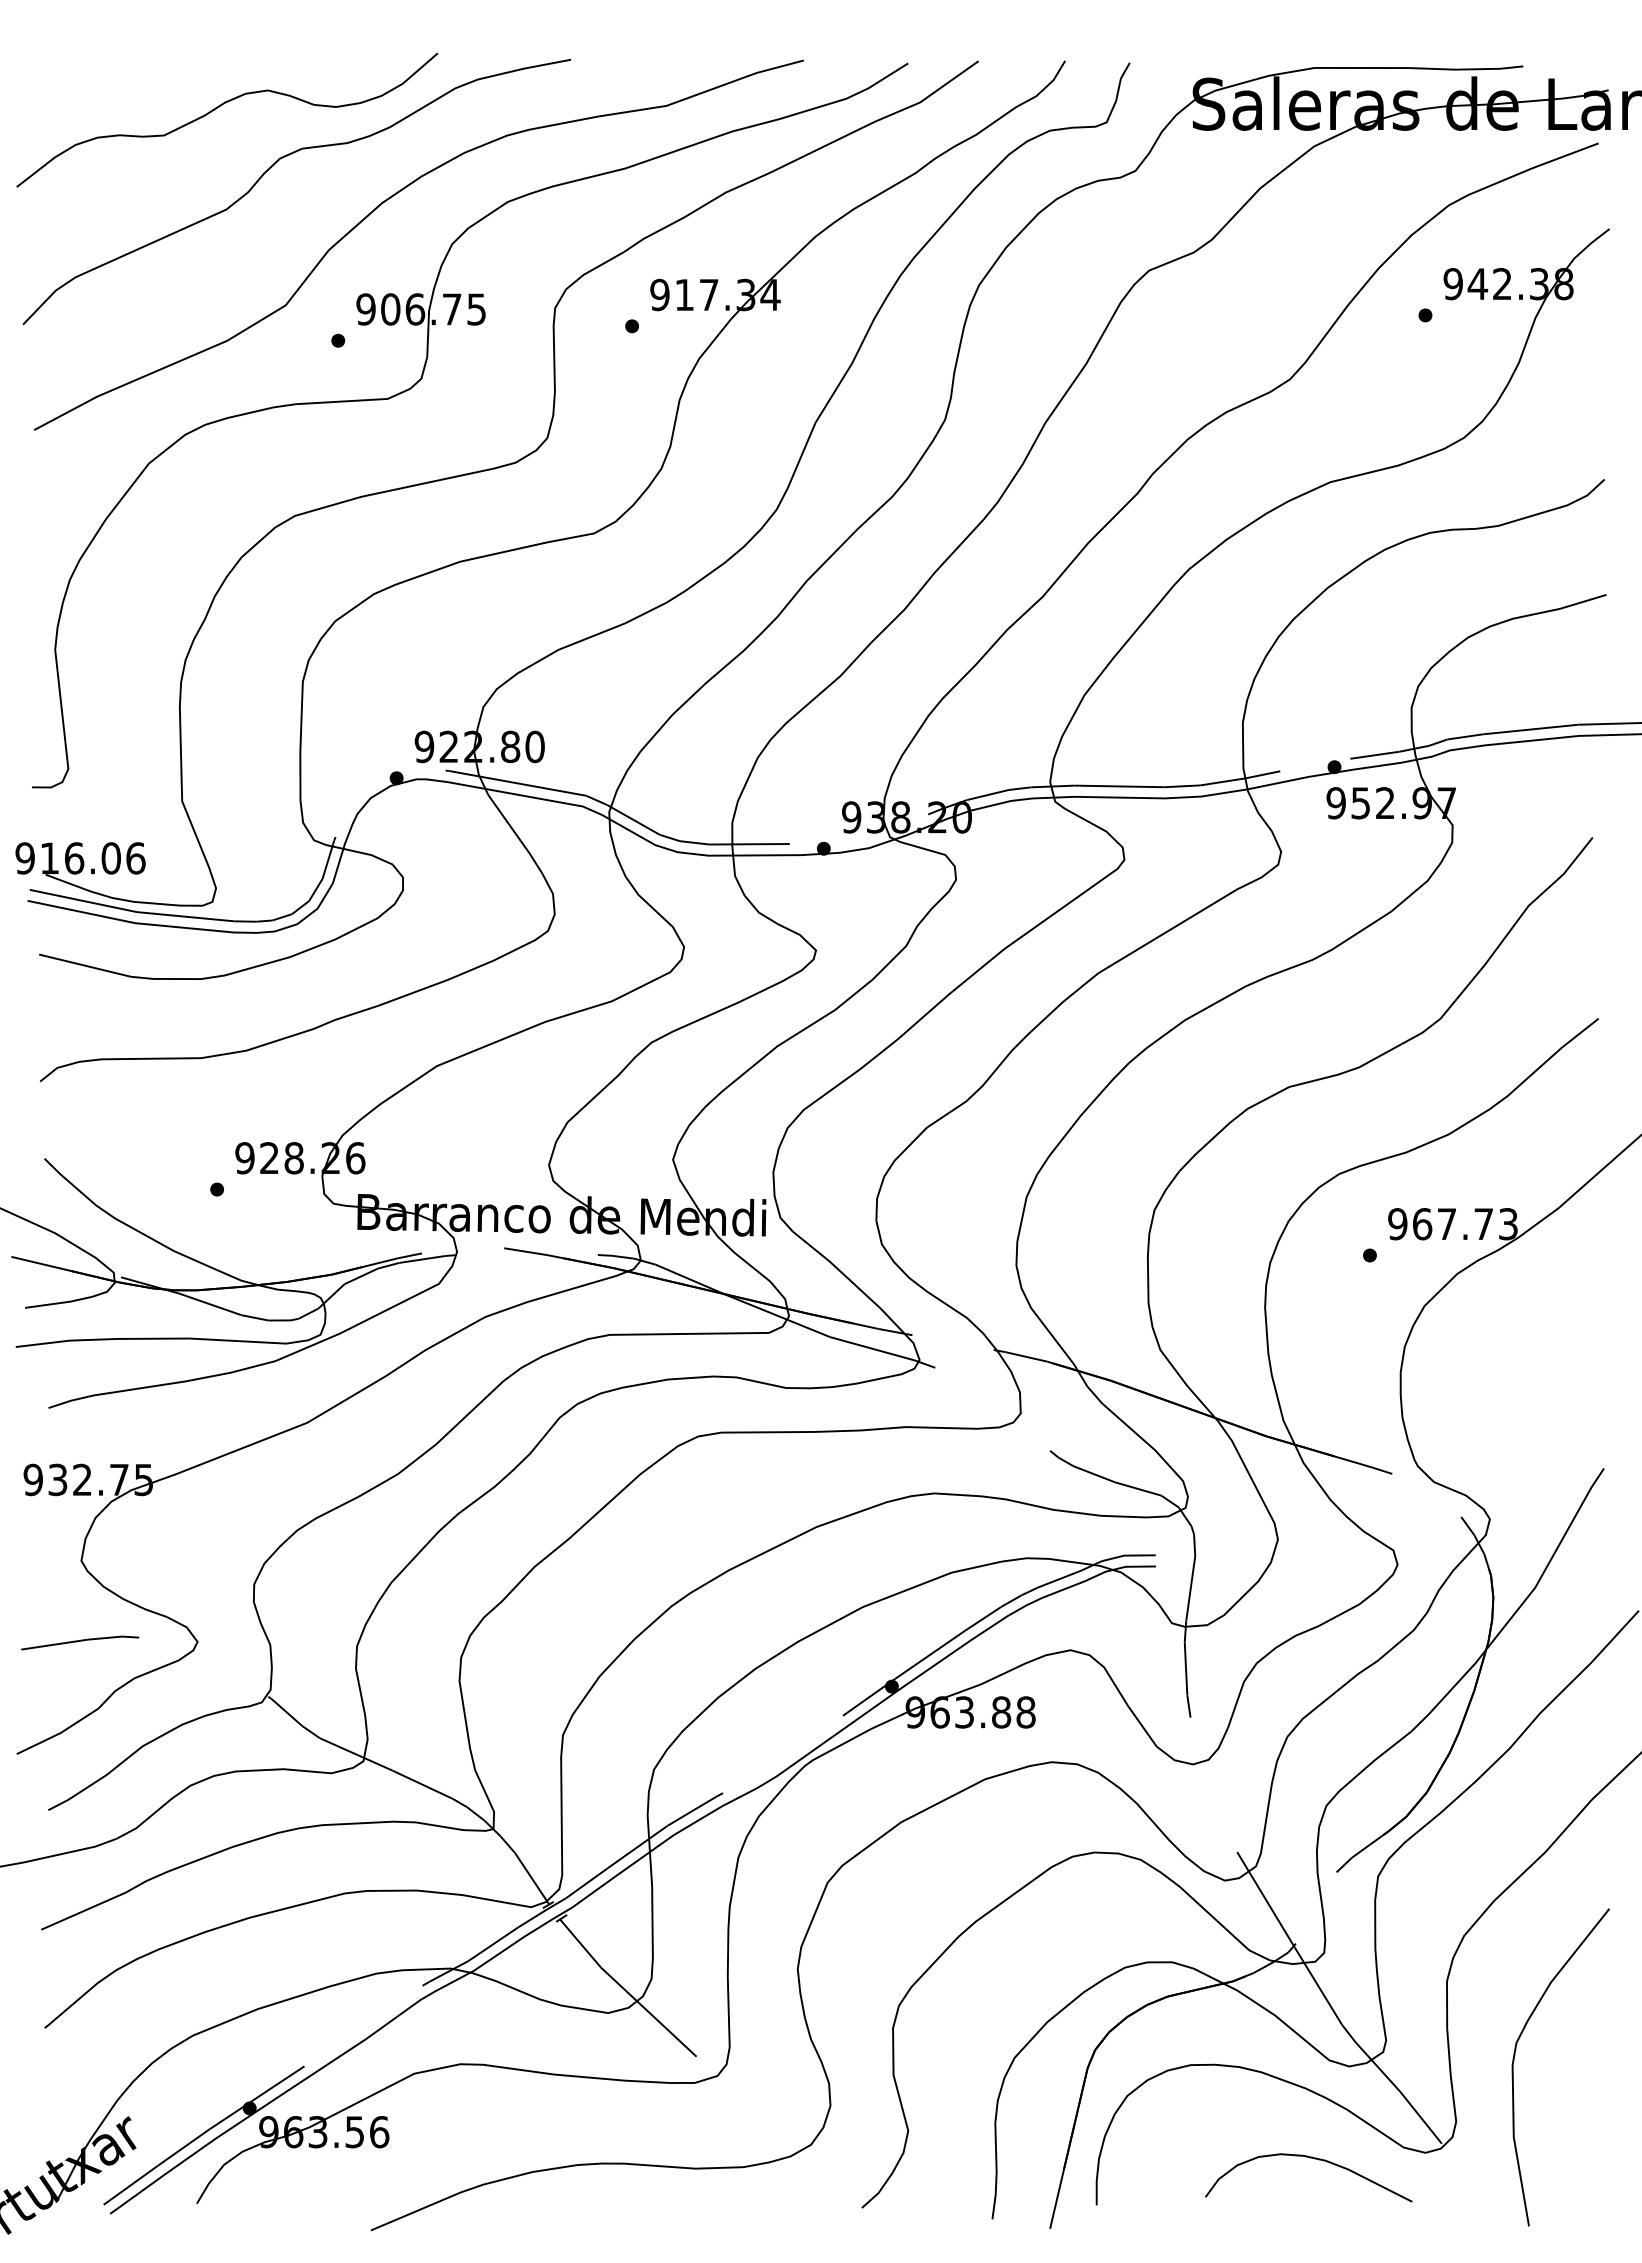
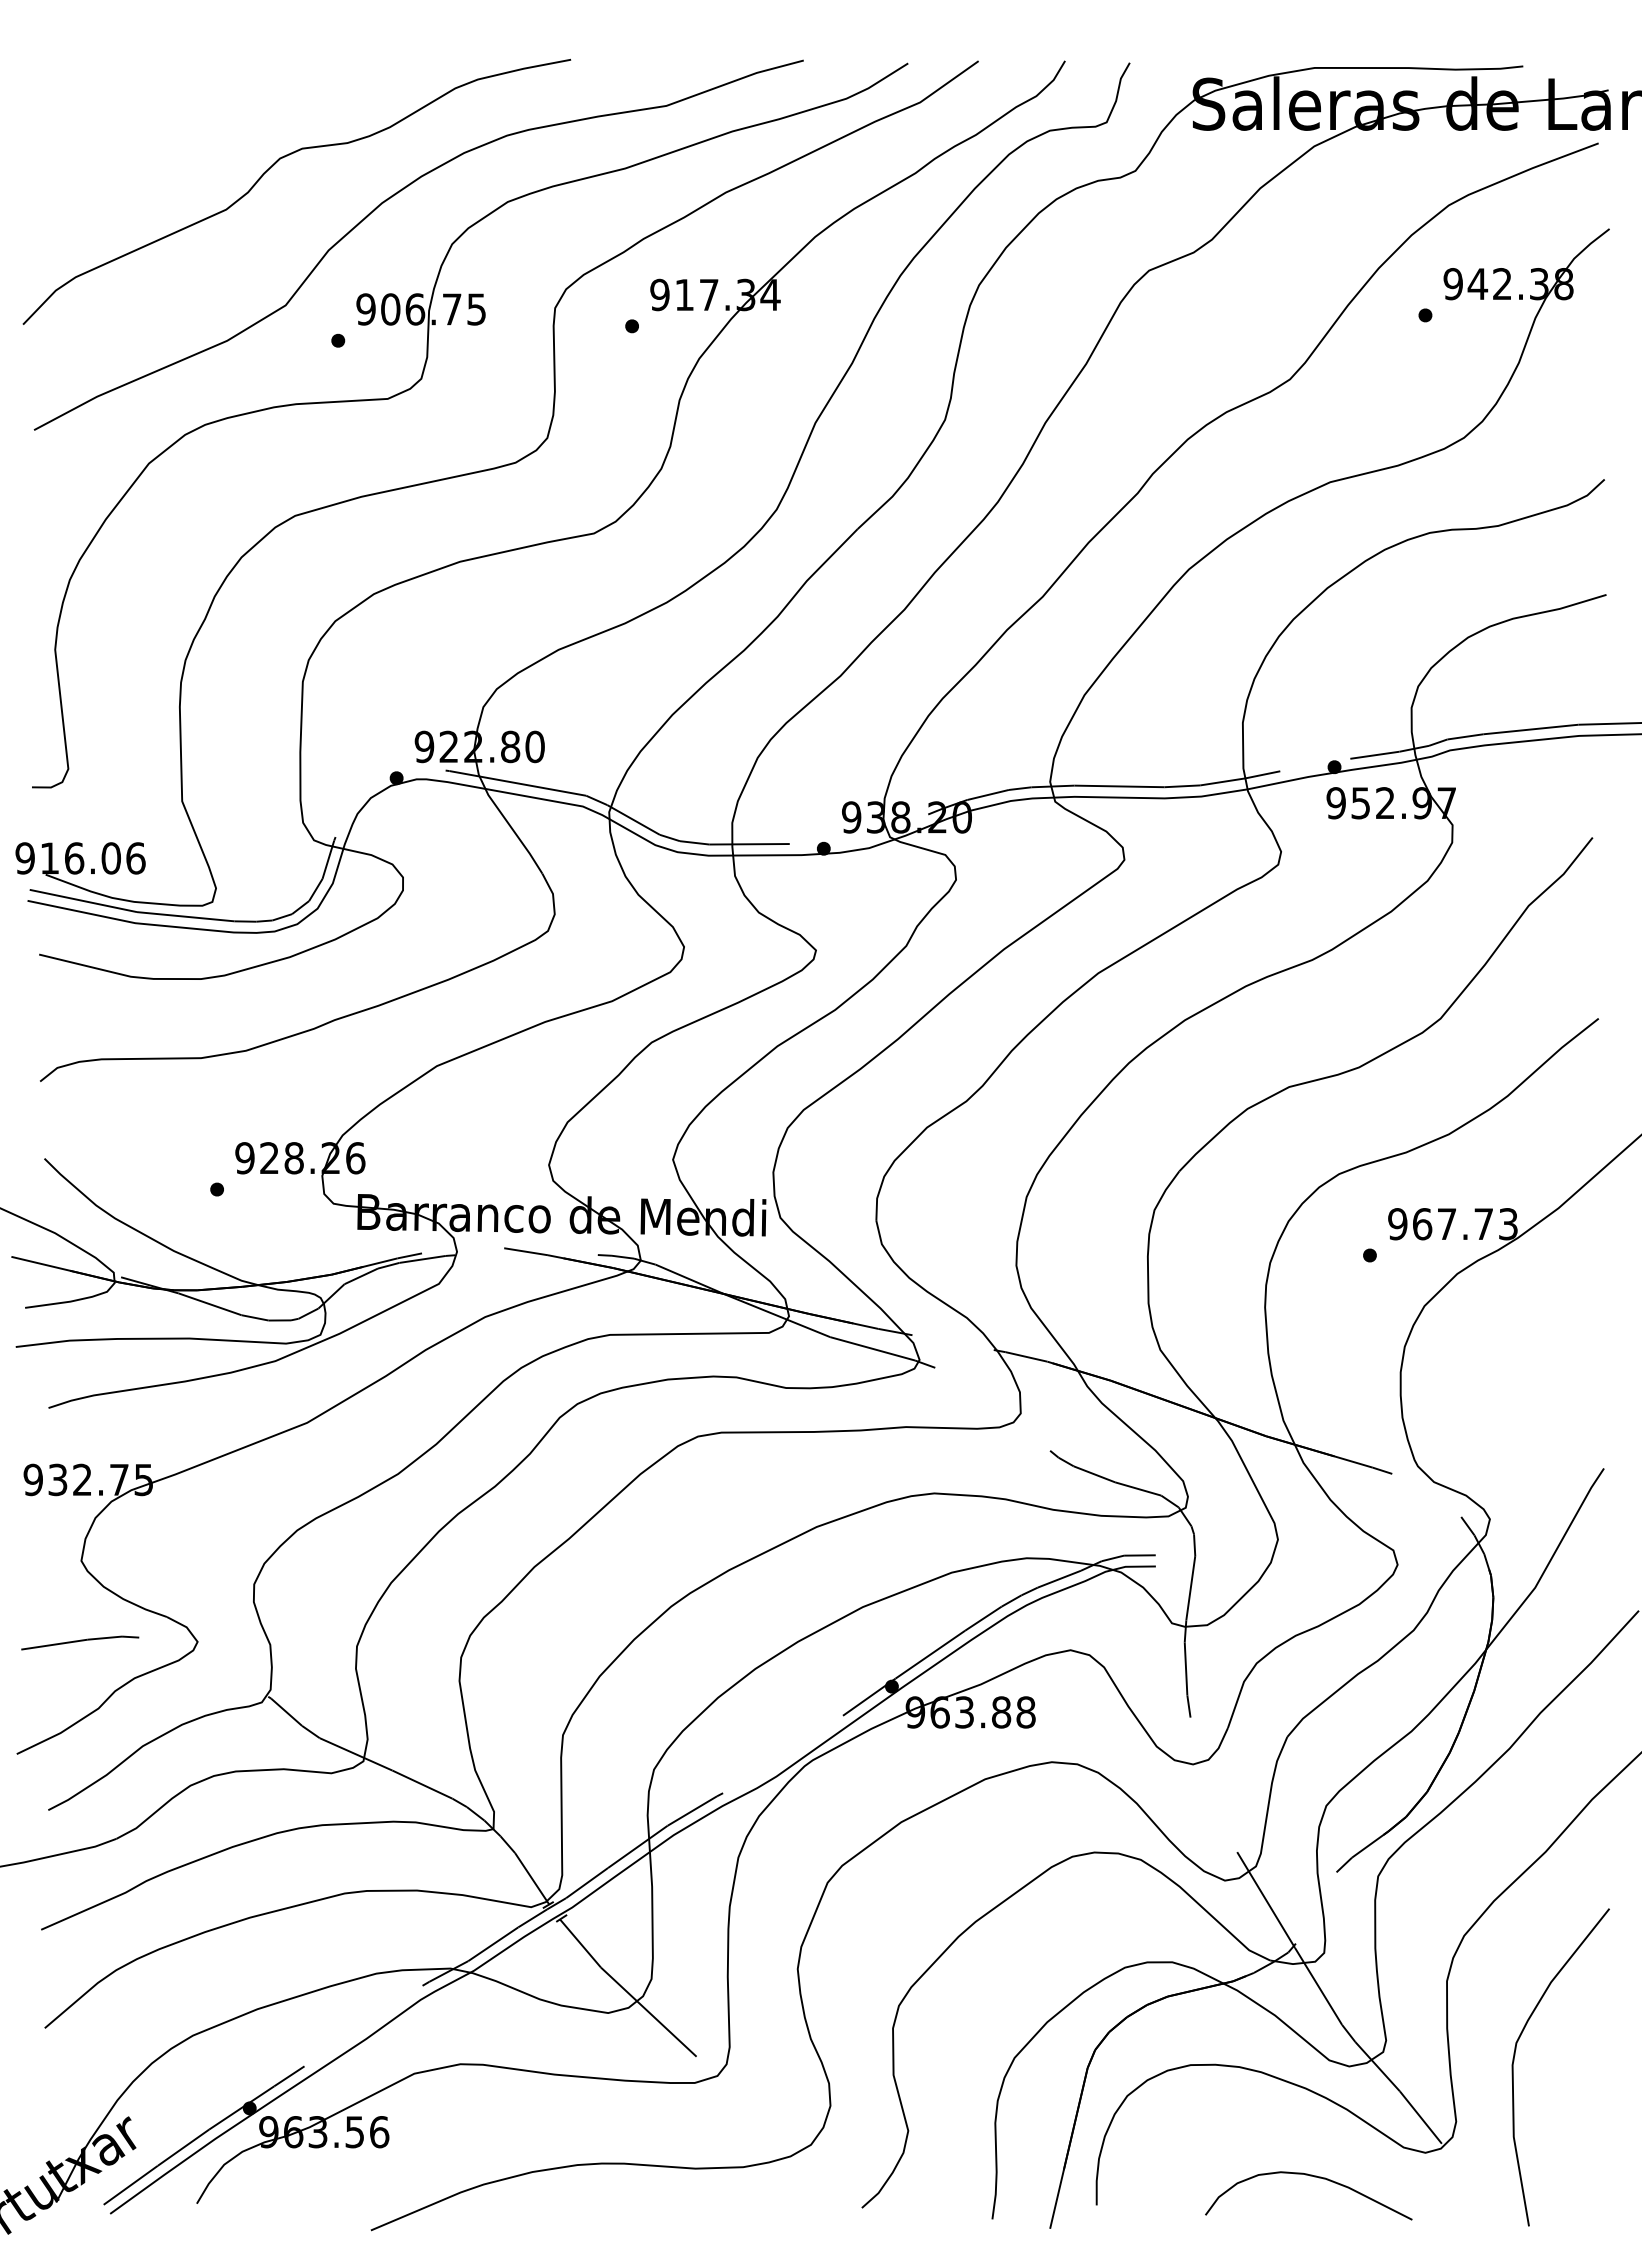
curve: present -> none (219, 107)
curve position: (1314, 2159) -> (1314, 2177) (1314, 2177)
